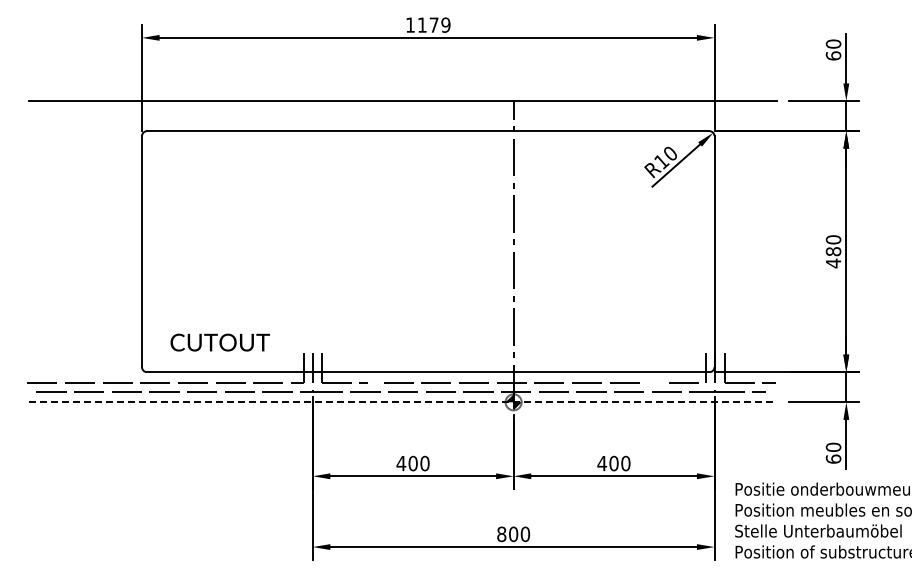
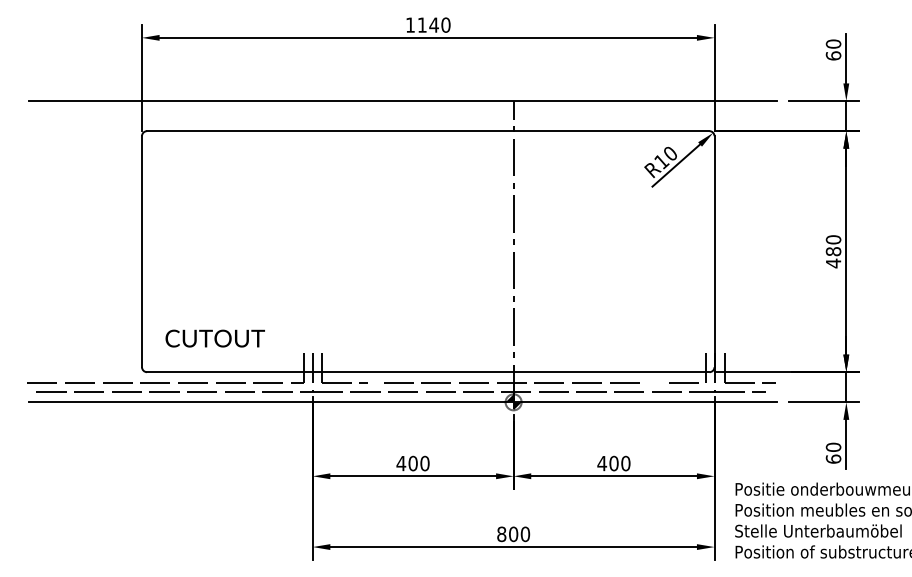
text: 1179 -> 1140 (439, 24)
text position: (219, 342) -> (214, 338) (214, 338)
line: dashed -> solid (403, 402)
